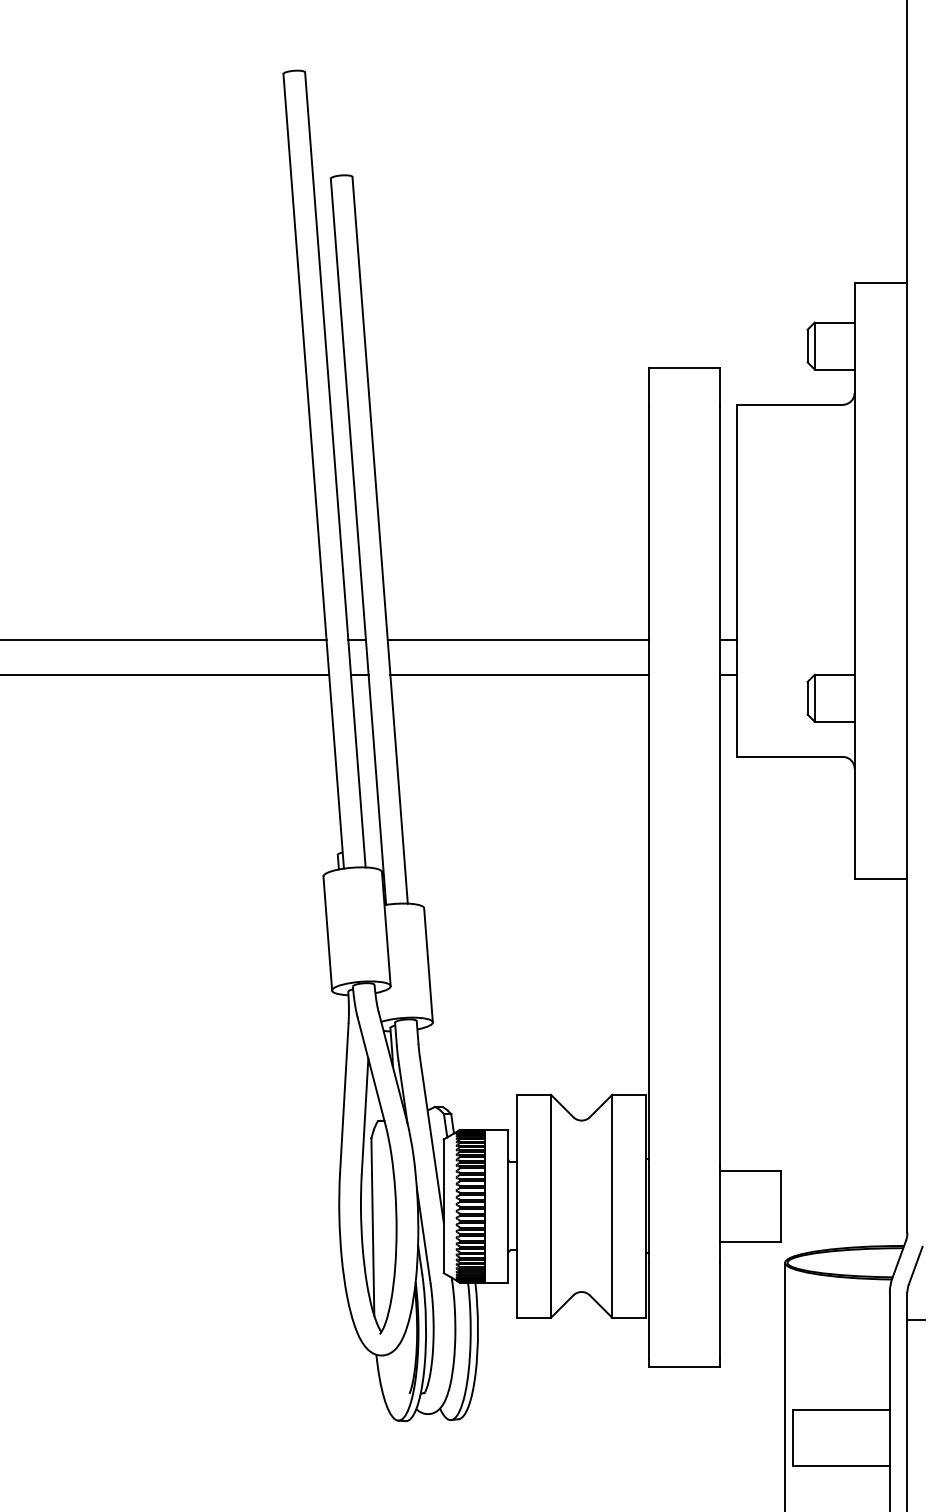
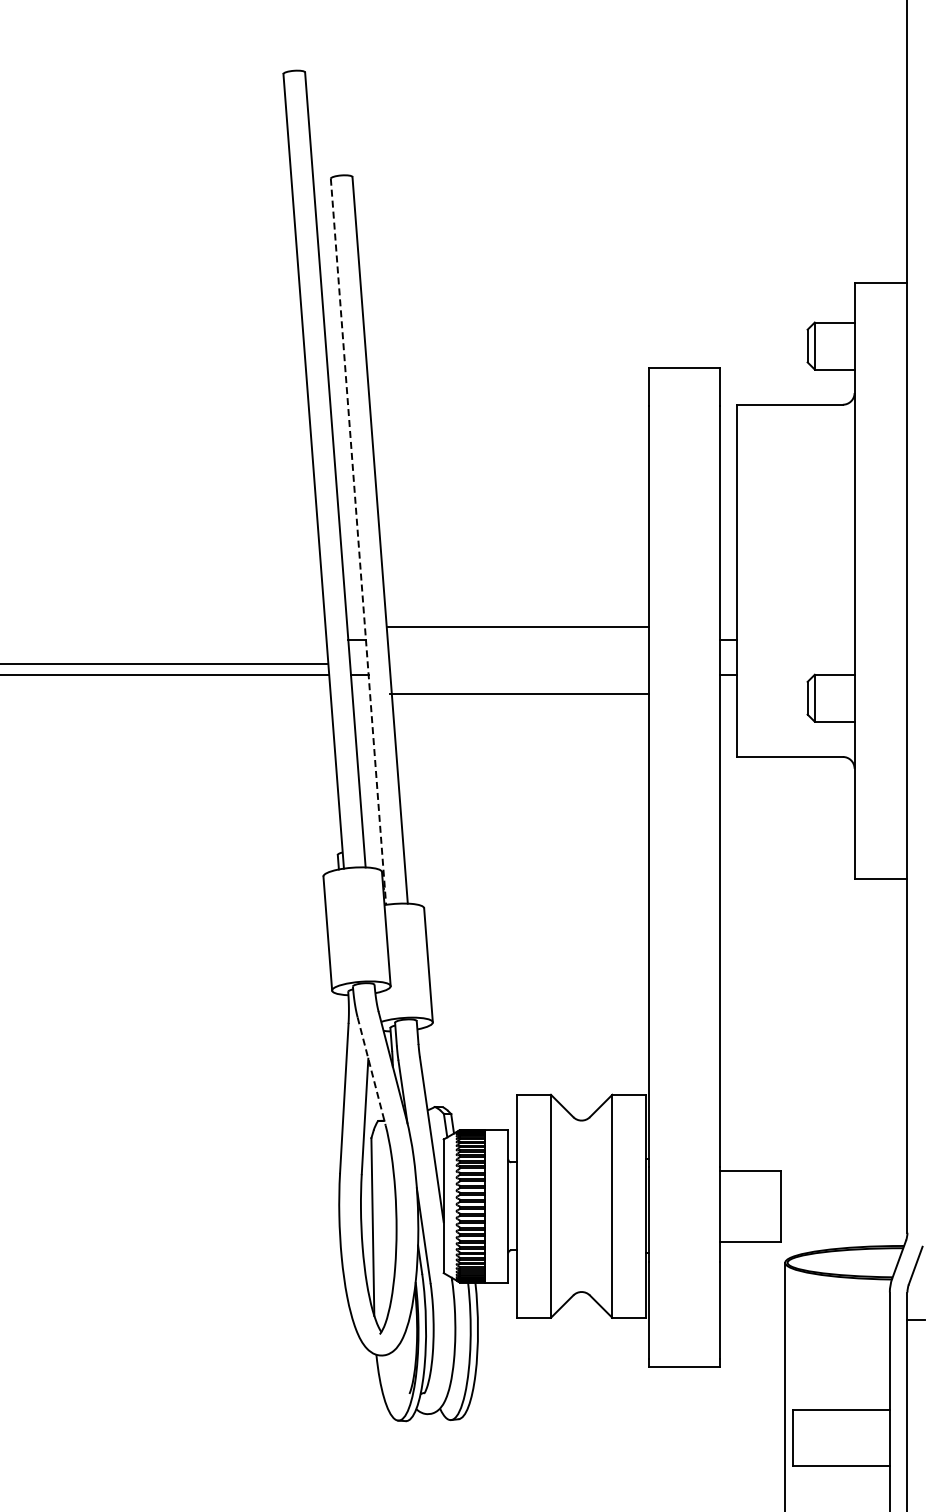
line: solid -> dashed (358, 542)
line position: (164, 639) -> (164, 663) (164, 663)
line position: (518, 639) -> (518, 626) (518, 626)
line position: (519, 674) -> (519, 693) (519, 693)
line: solid -> dashed (371, 1071)
